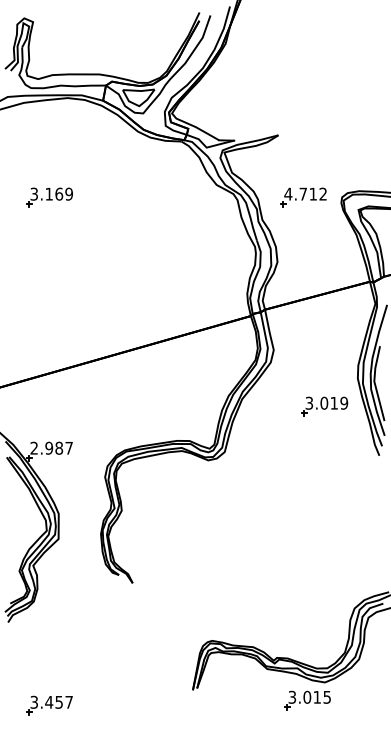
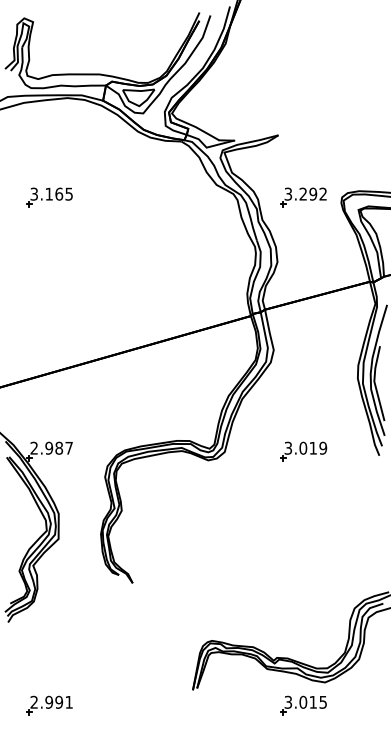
text: 3.169 -> 3.165 (68, 193)
text: 4.712 -> 3.292 (300, 193)
part position: (324, 406) -> (303, 451) (303, 451)
part position: (307, 700) -> (303, 705) (303, 705)
text: 3.457 -> 2.991 (51, 701)
